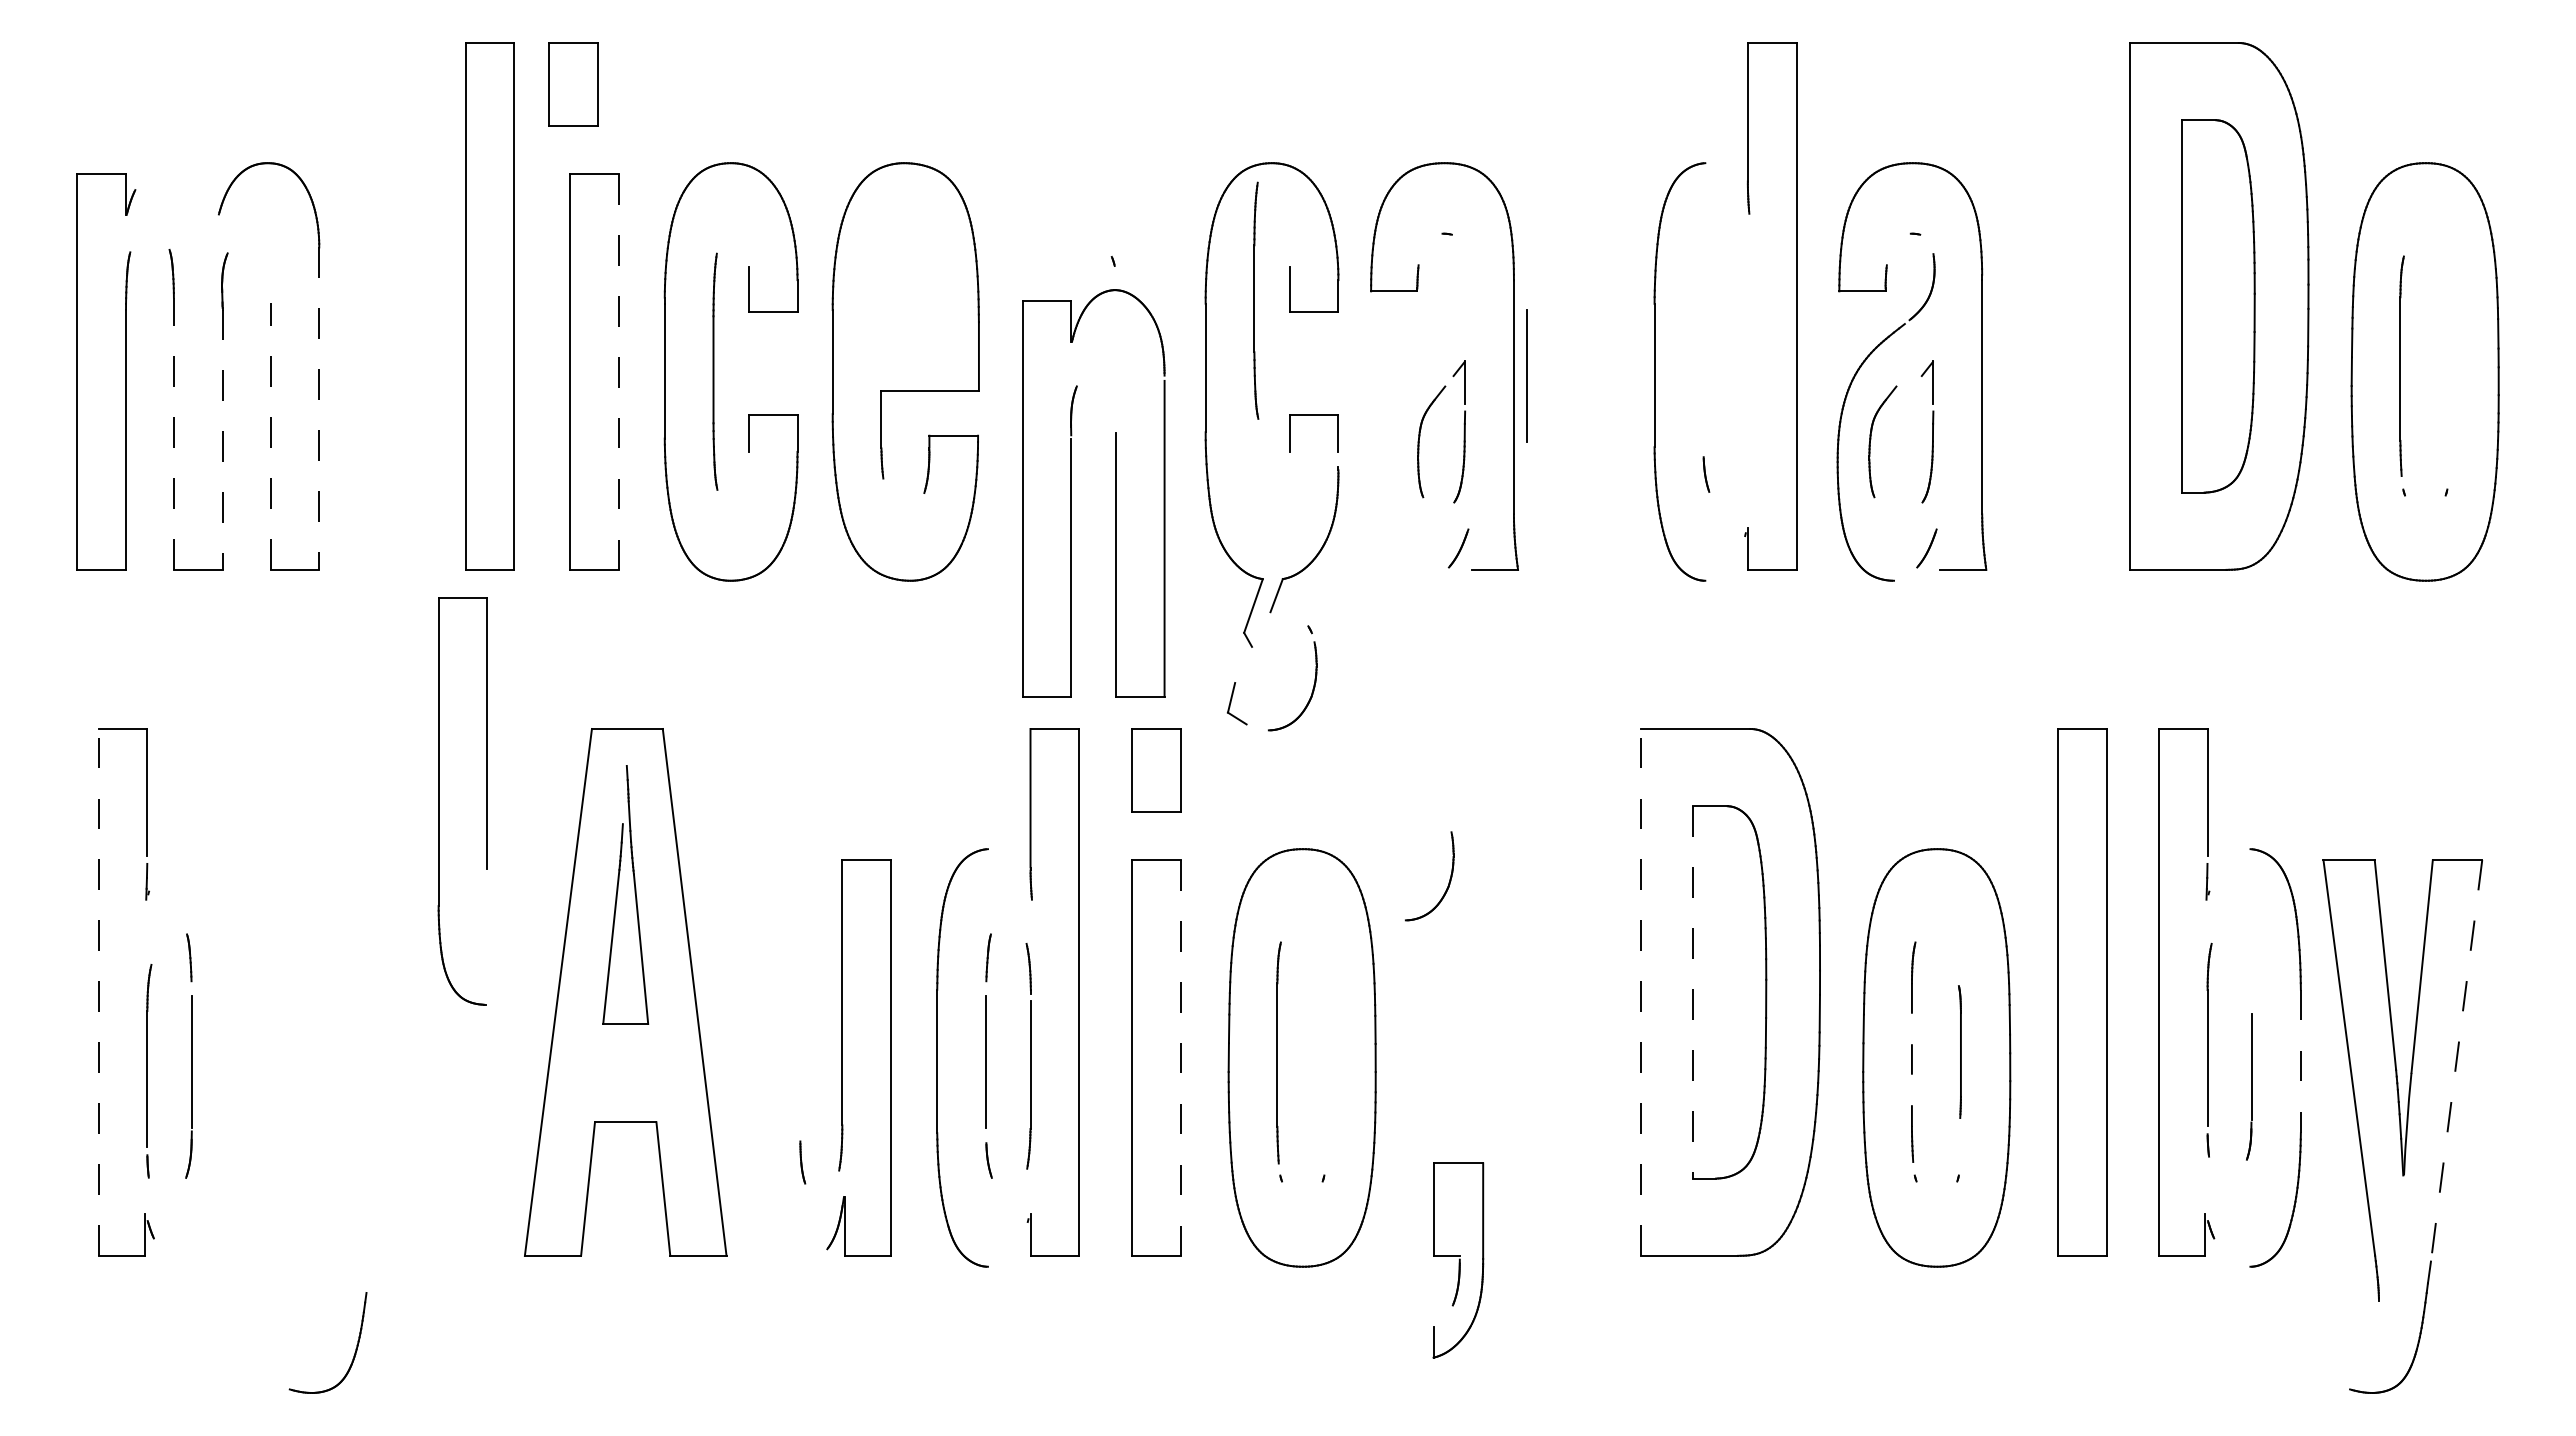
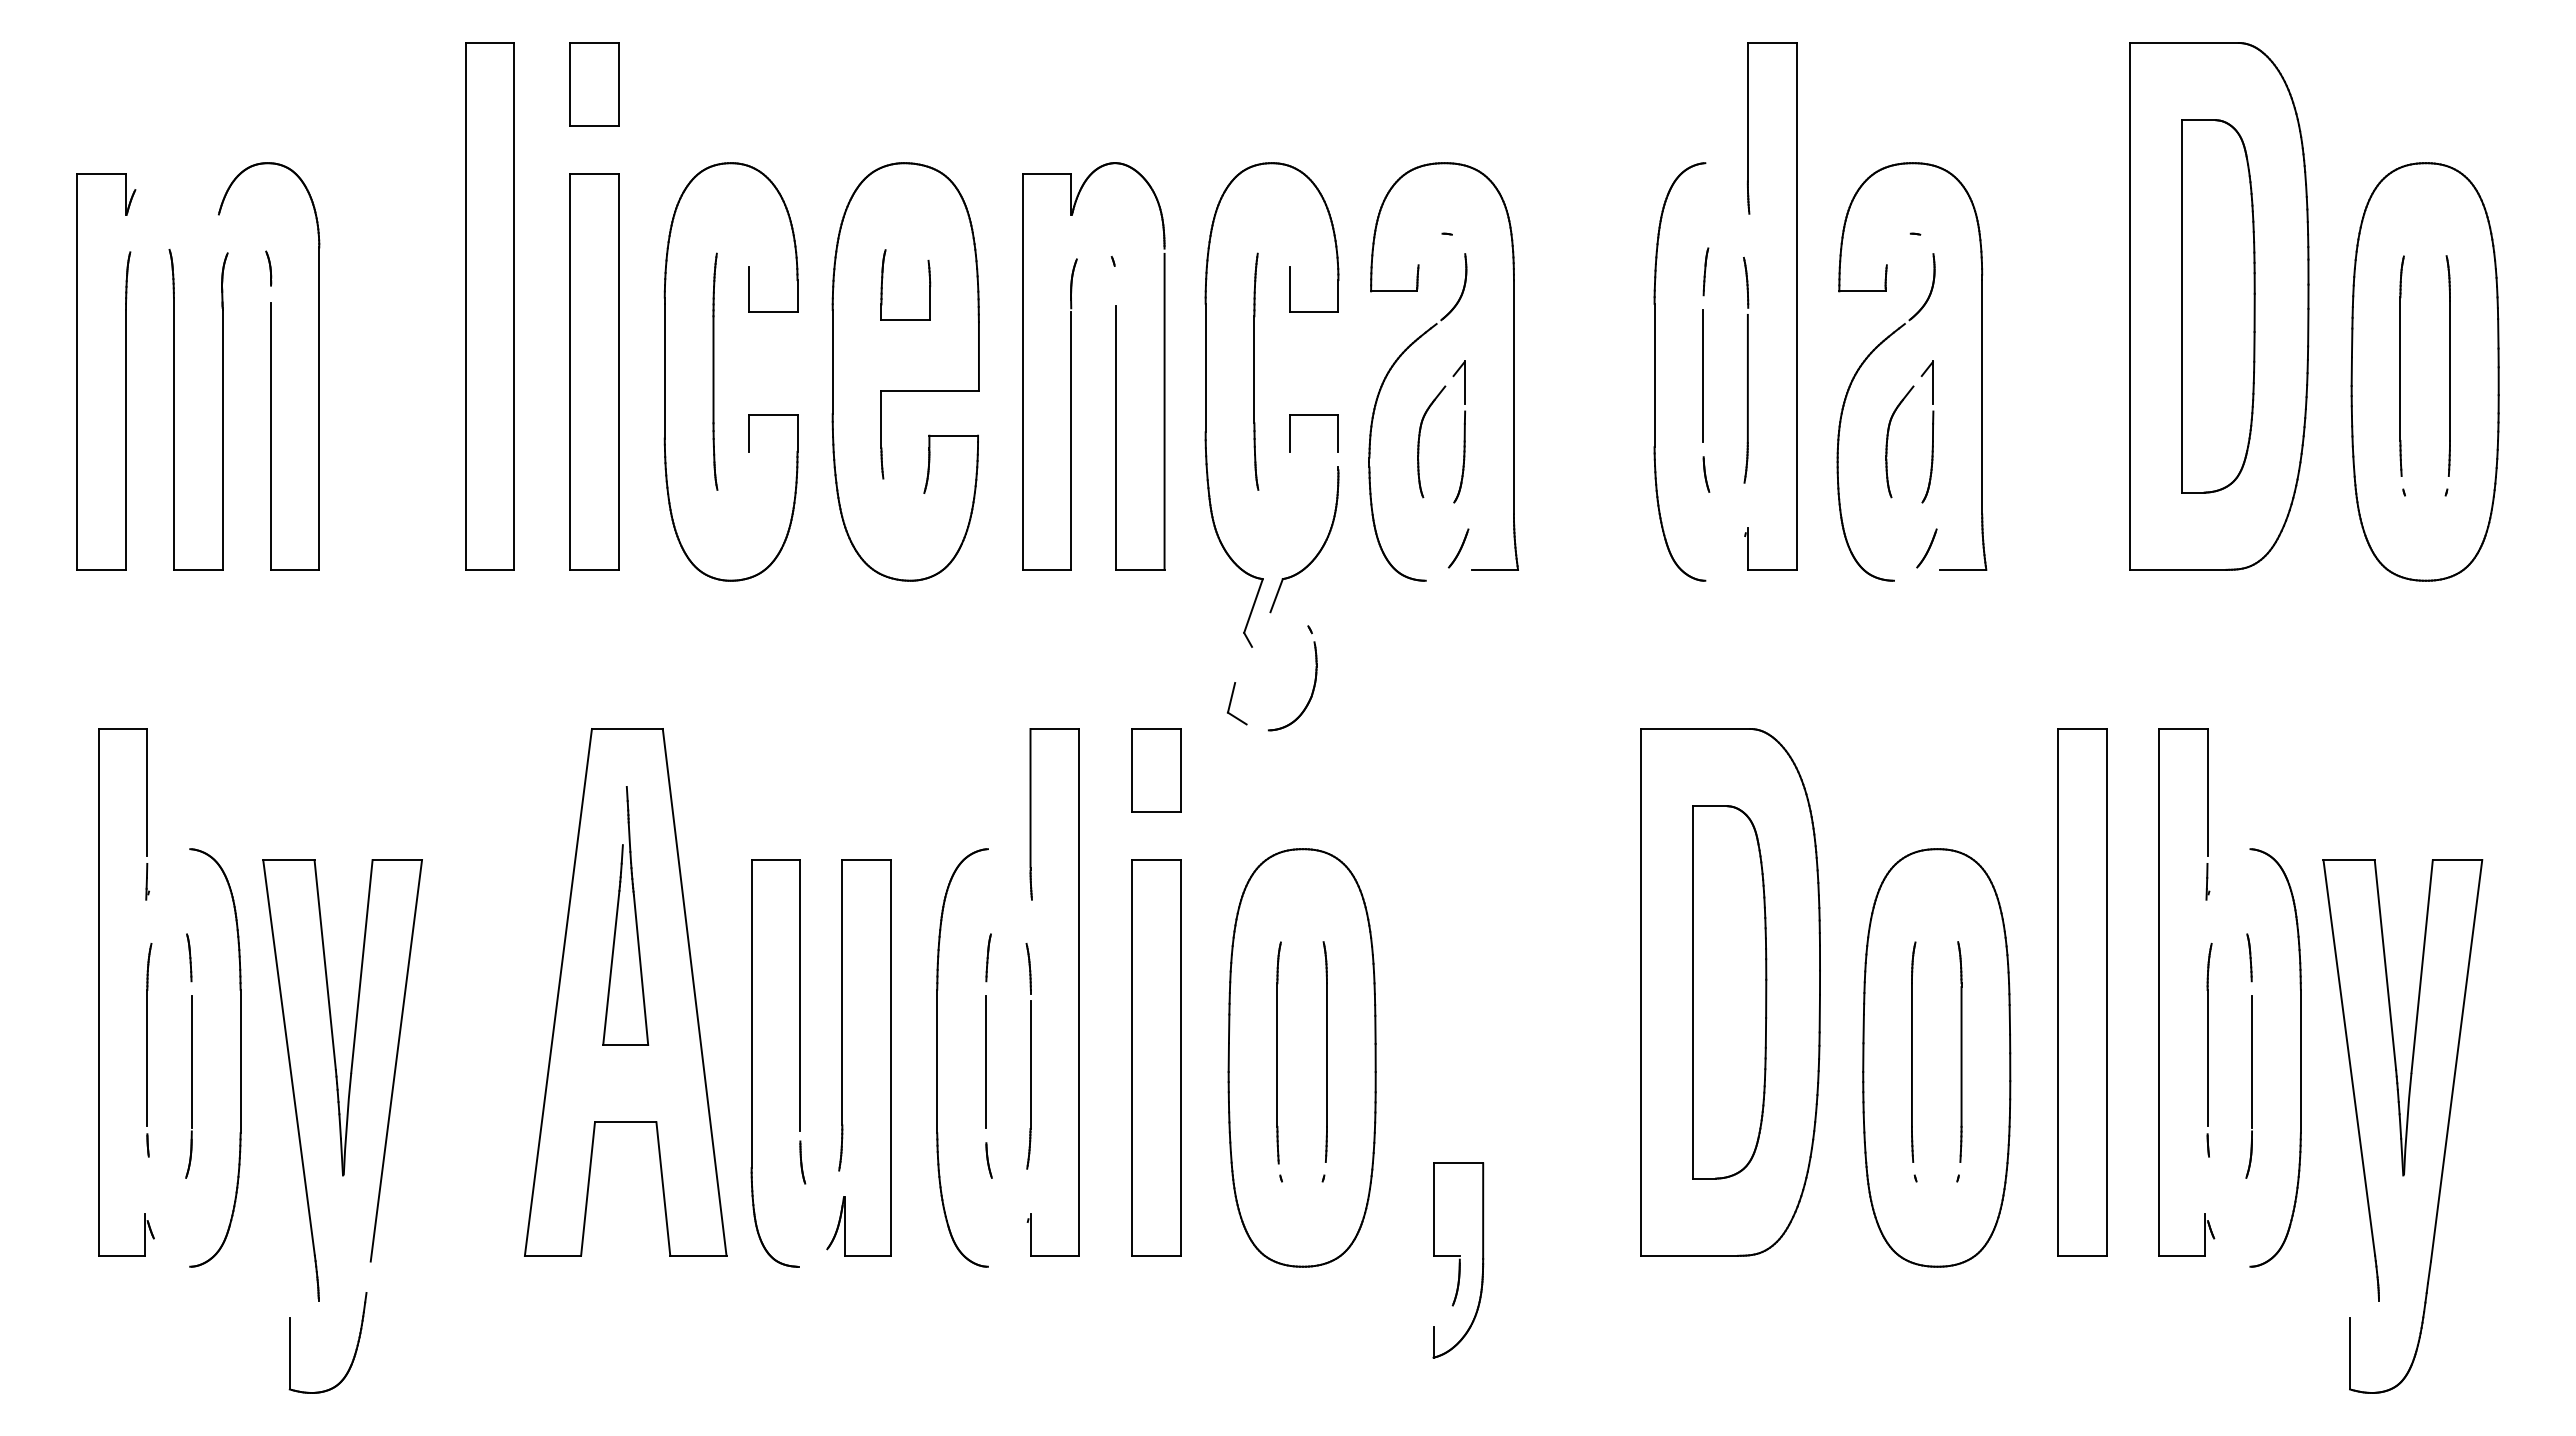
part position: (573, 84) -> (594, 84) (594, 84)
part: none -> present (268, 268)
part: none -> present (1705, 271)
part: none -> present (883, 278)
part position: (1256, 300) -> (1256, 371) (1256, 371)
part: none -> present (2447, 365)
part: none -> present (1746, 369)
line: dashed -> solid (618, 371)
line position: (1526, 375) -> (1702, 375) (1702, 375)
line: dashed -> solid (319, 409)
part: none -> present (1375, 410)
line: dashed -> solid (173, 433)
line: dashed -> solid (270, 436)
part position: (1871, 439) -> (1888, 439) (1888, 439)
line: dashed -> solid (222, 440)
part position: (1071, 493) -> (1071, 366) (1071, 366)
part position: (439, 801) -> (752, 1063) (752, 1063)
part: present -> none (1448, 882)
part position: (618, 891) -> (618, 912) (618, 912)
part: none -> present (2249, 957)
line: dashed -> solid (98, 991)
line: dashed -> solid (1641, 991)
line: dashed -> solid (1693, 992)
part: none -> present (1324, 1051)
part size: 4x134 px -> 6x222 px (1959, 1051)
line: dashed -> solid (1911, 1055)
part: none -> present (240, 1057)
line: dashed -> solid (1180, 1057)
line: dashed -> solid (2300, 1061)
line: dashed -> solid (2456, 1061)
part position: (149, 1071) -> (149, 1050) (149, 1050)
part: none -> present (342, 1080)
part size: 7x148 px -> 8x184 px (2248, 1086)
line: none -> present (289, 1353)
line: none -> present (2350, 1353)
